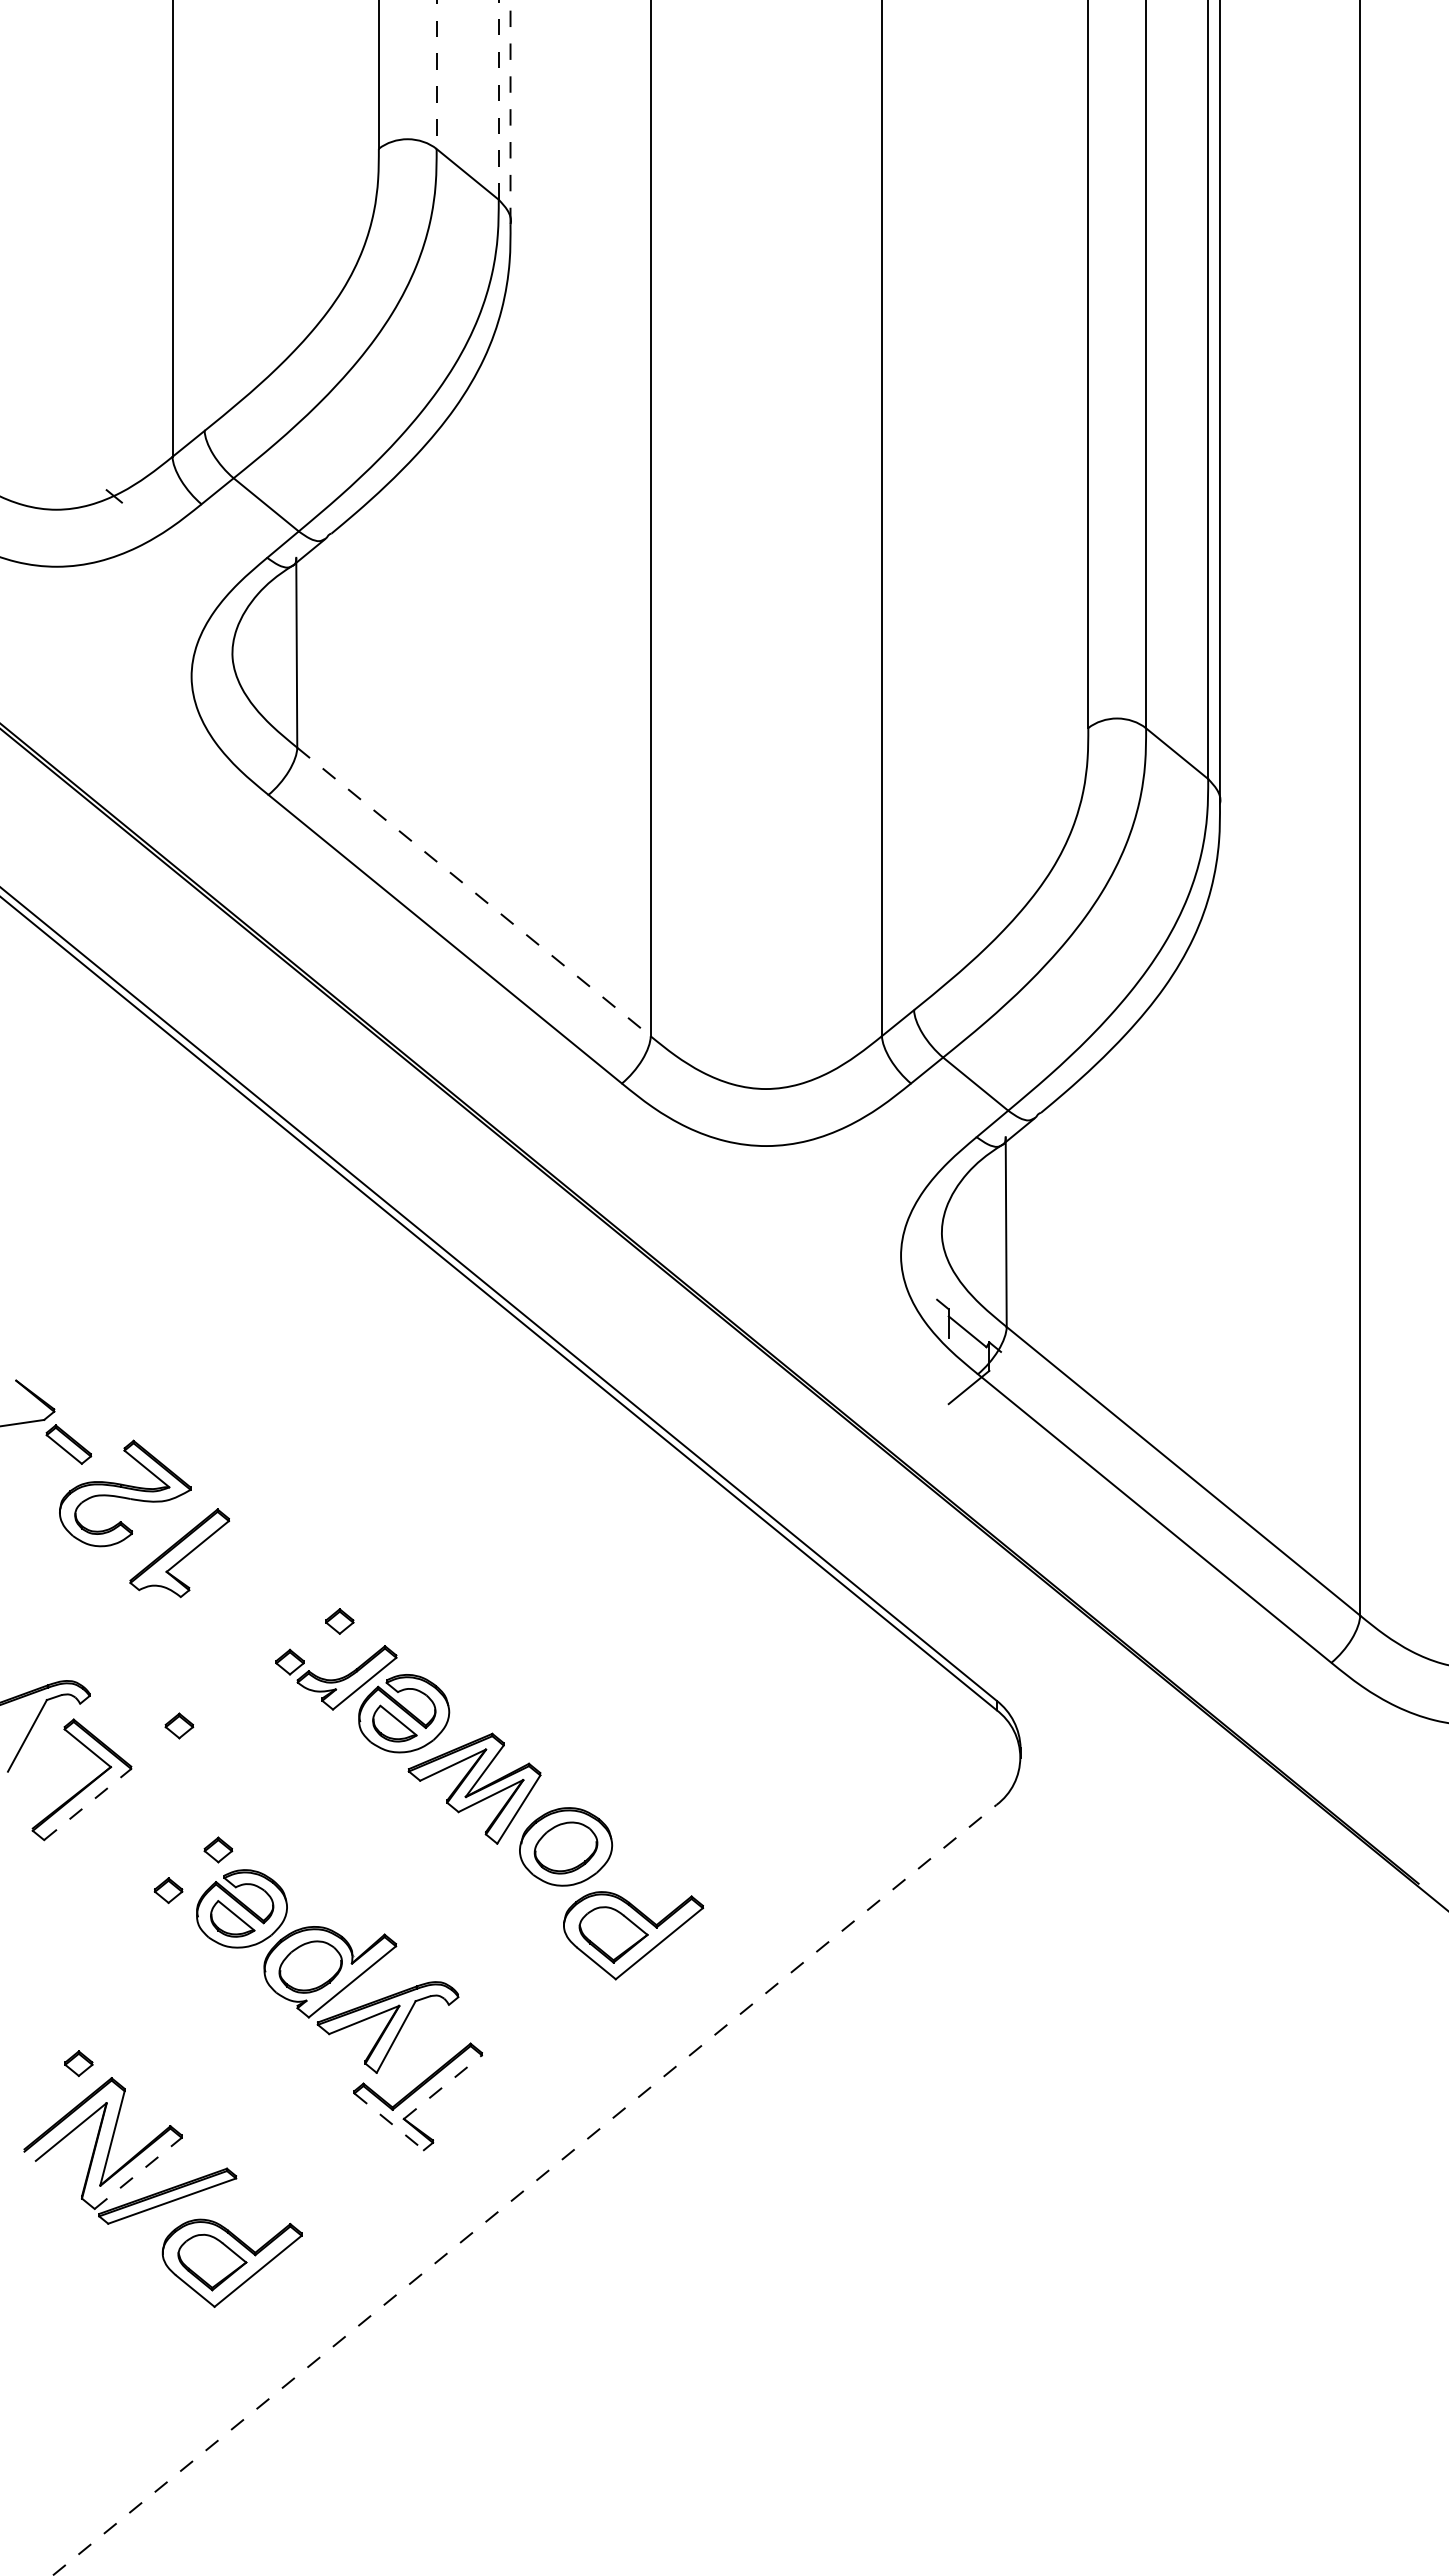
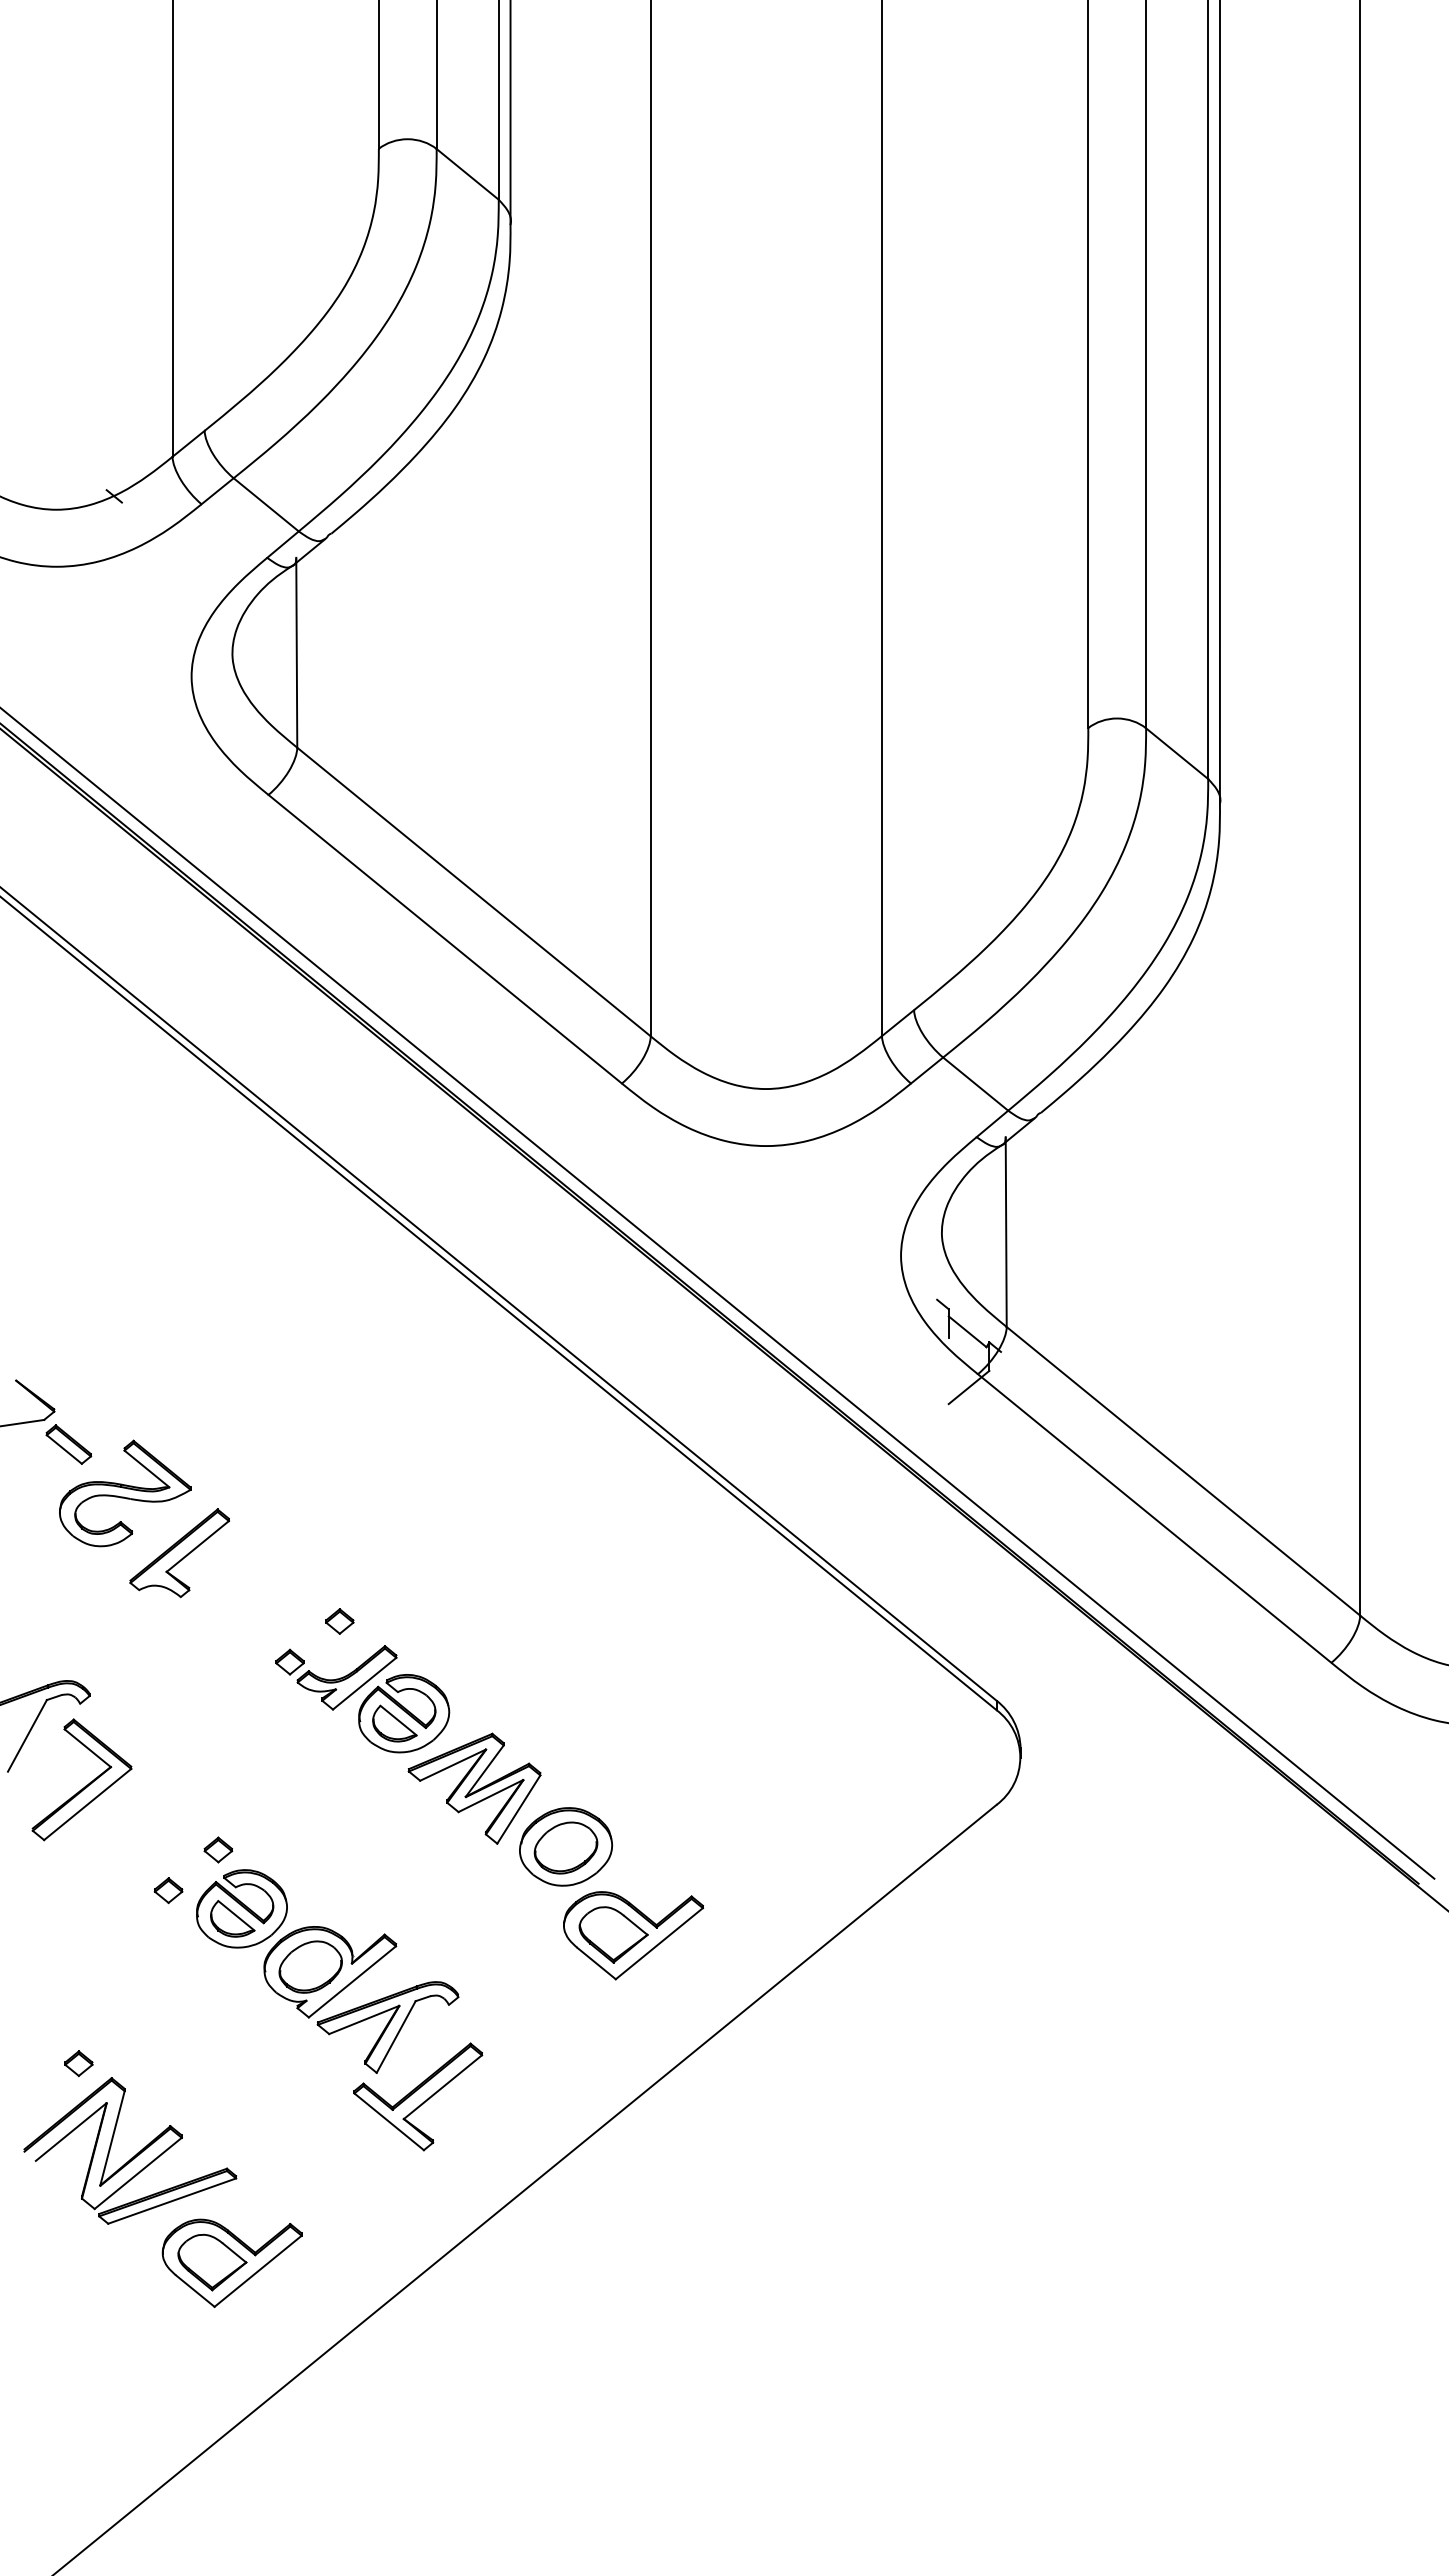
line: dashed -> solid (436, 75)
line: dashed -> solid (498, 99)
line: dashed -> solid (510, 112)
line: dashed -> solid (474, 892)
line: none -> present (718, 1293)
part: present -> none (179, 1725)
line: dashed -> solid (88, 1804)
line: dashed -> solid (443, 2086)
line: dashed -> solid (389, 2121)
line: dashed -> solid (138, 2173)
line: dashed -> solid (524, 2189)
